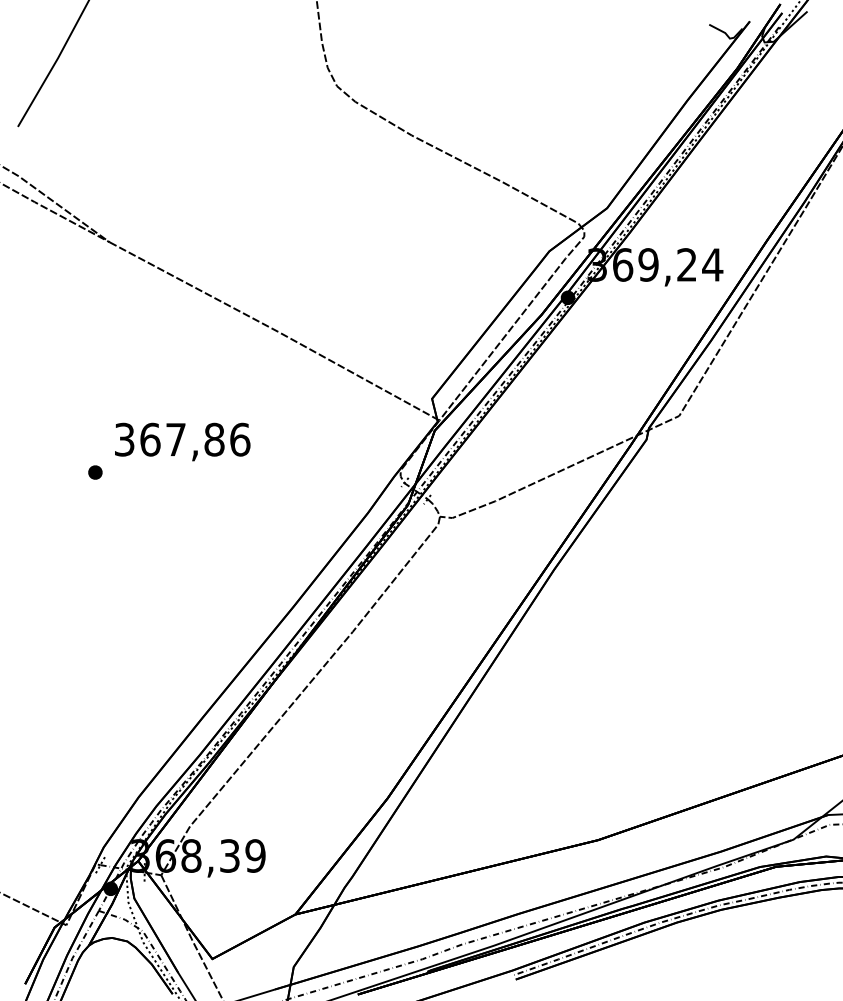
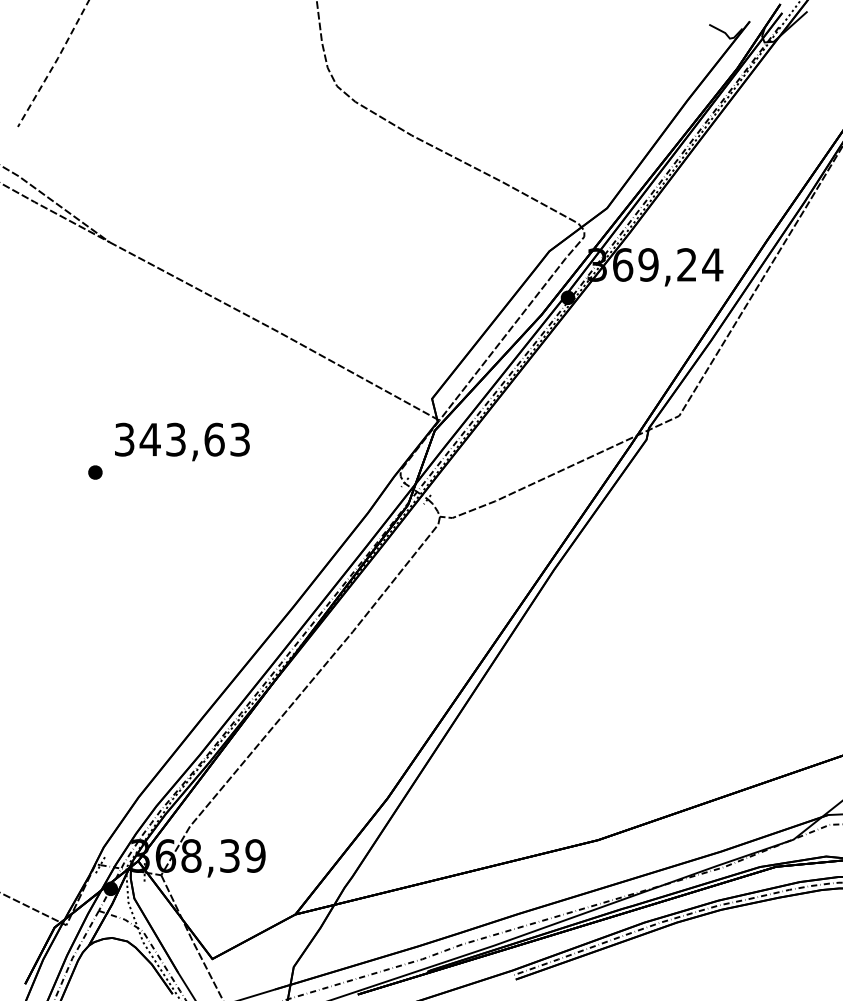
line: solid -> dashed (54, 64)
text: 367,86 -> 343,63 (194, 439)
